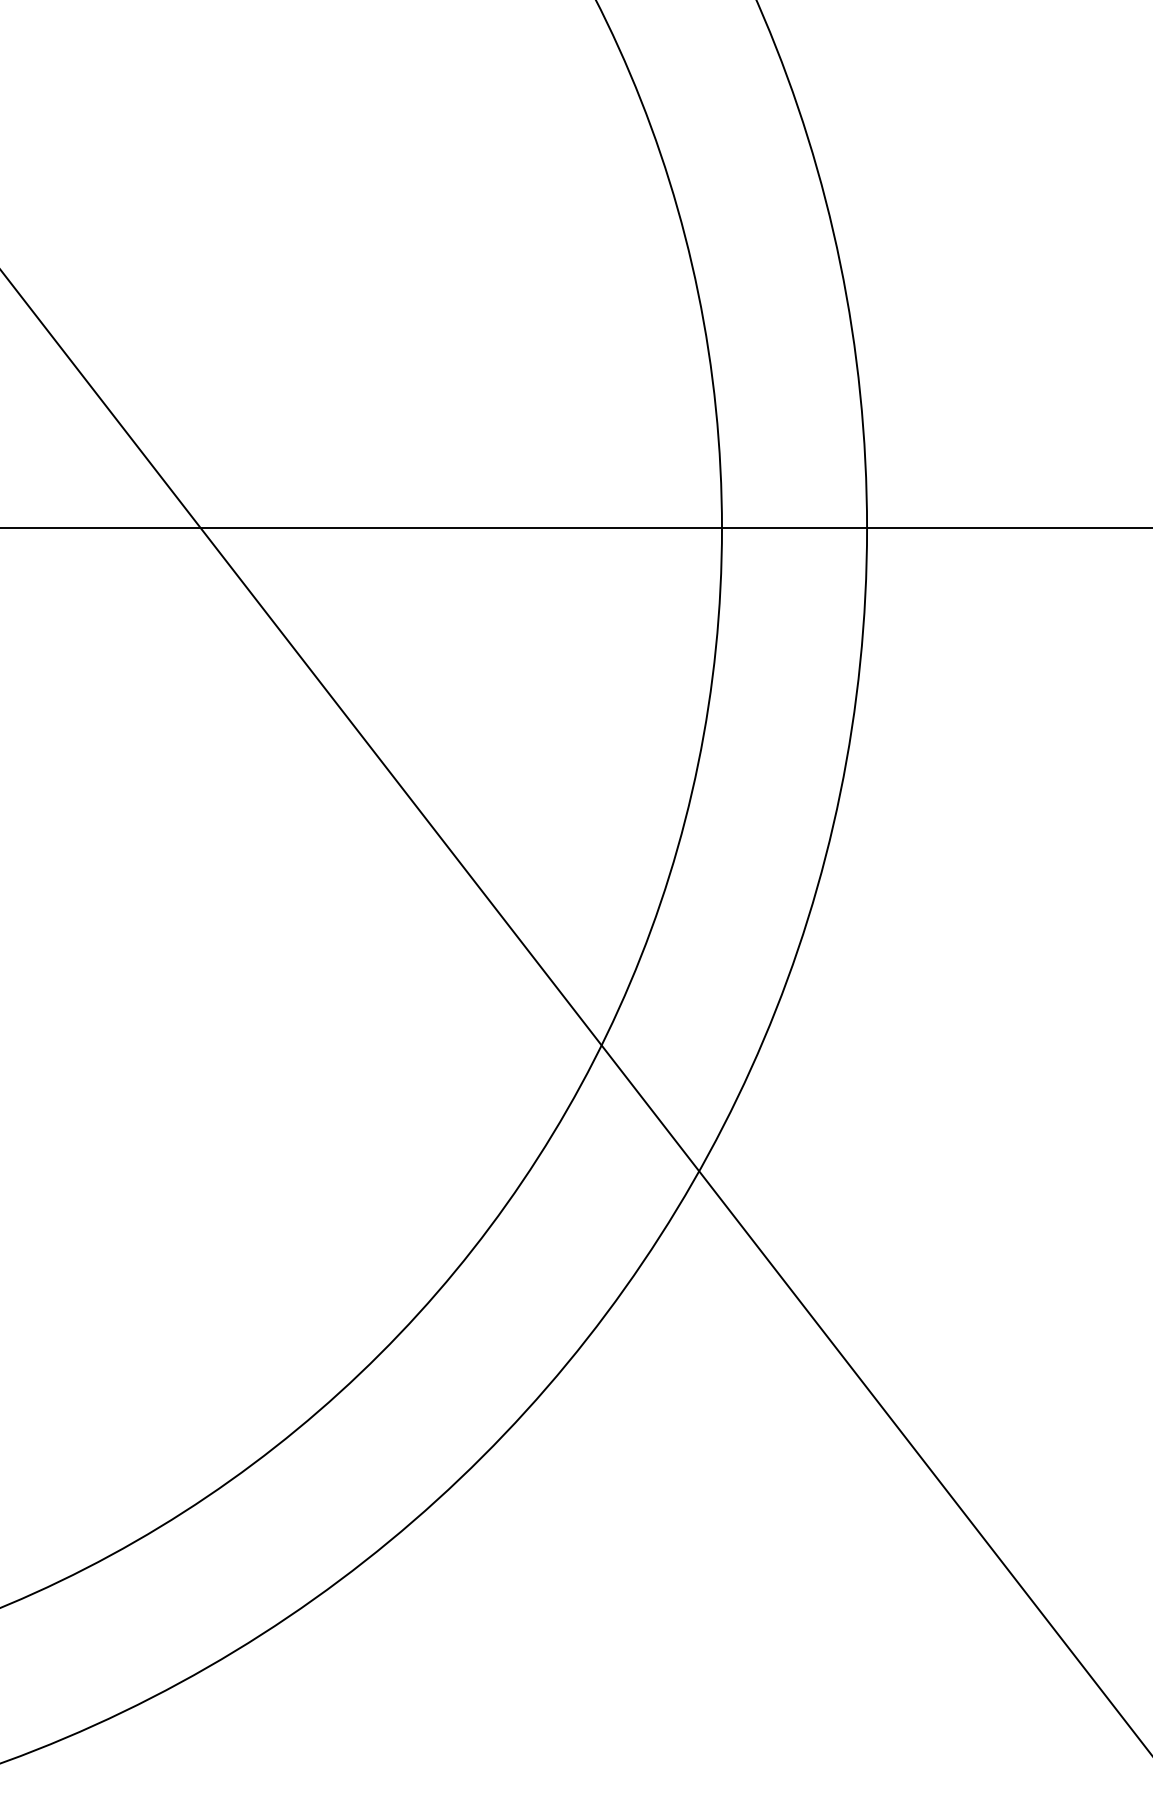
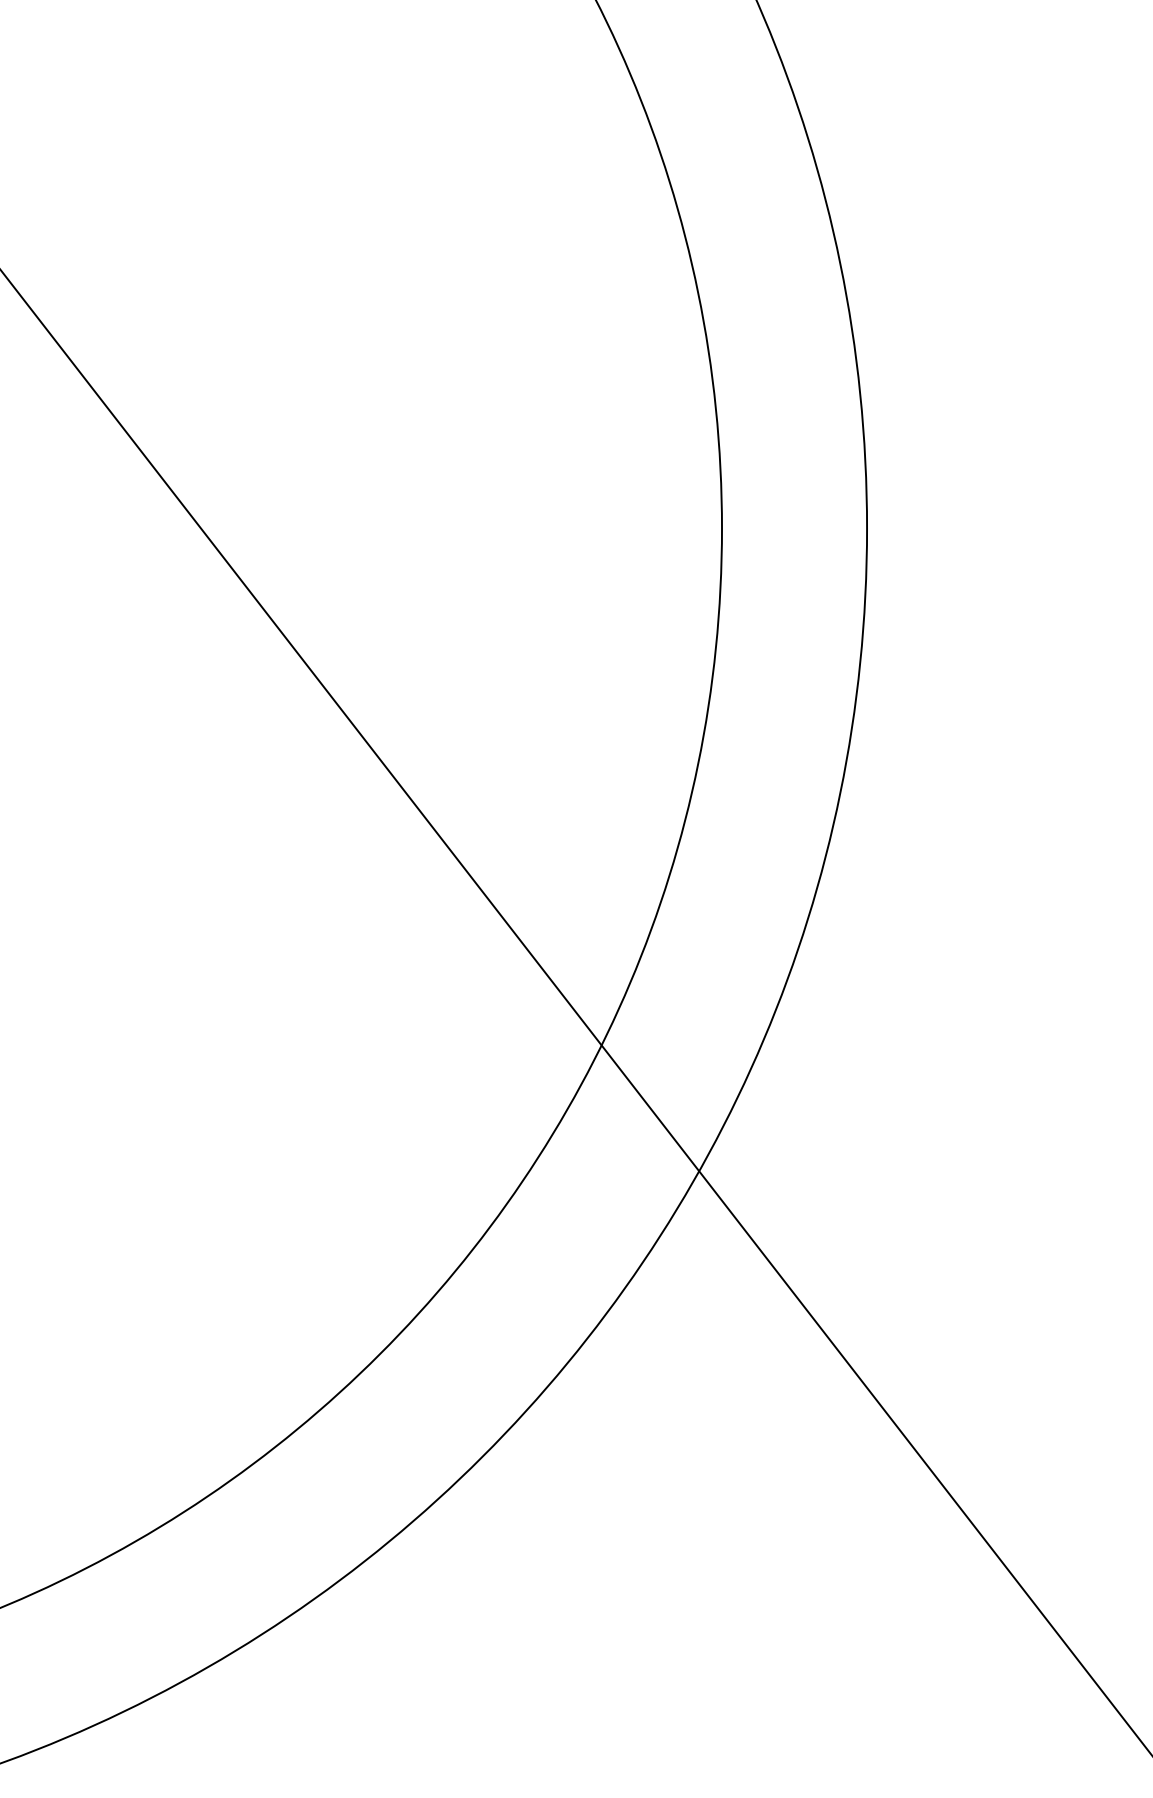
line: present -> none (575, 528)
